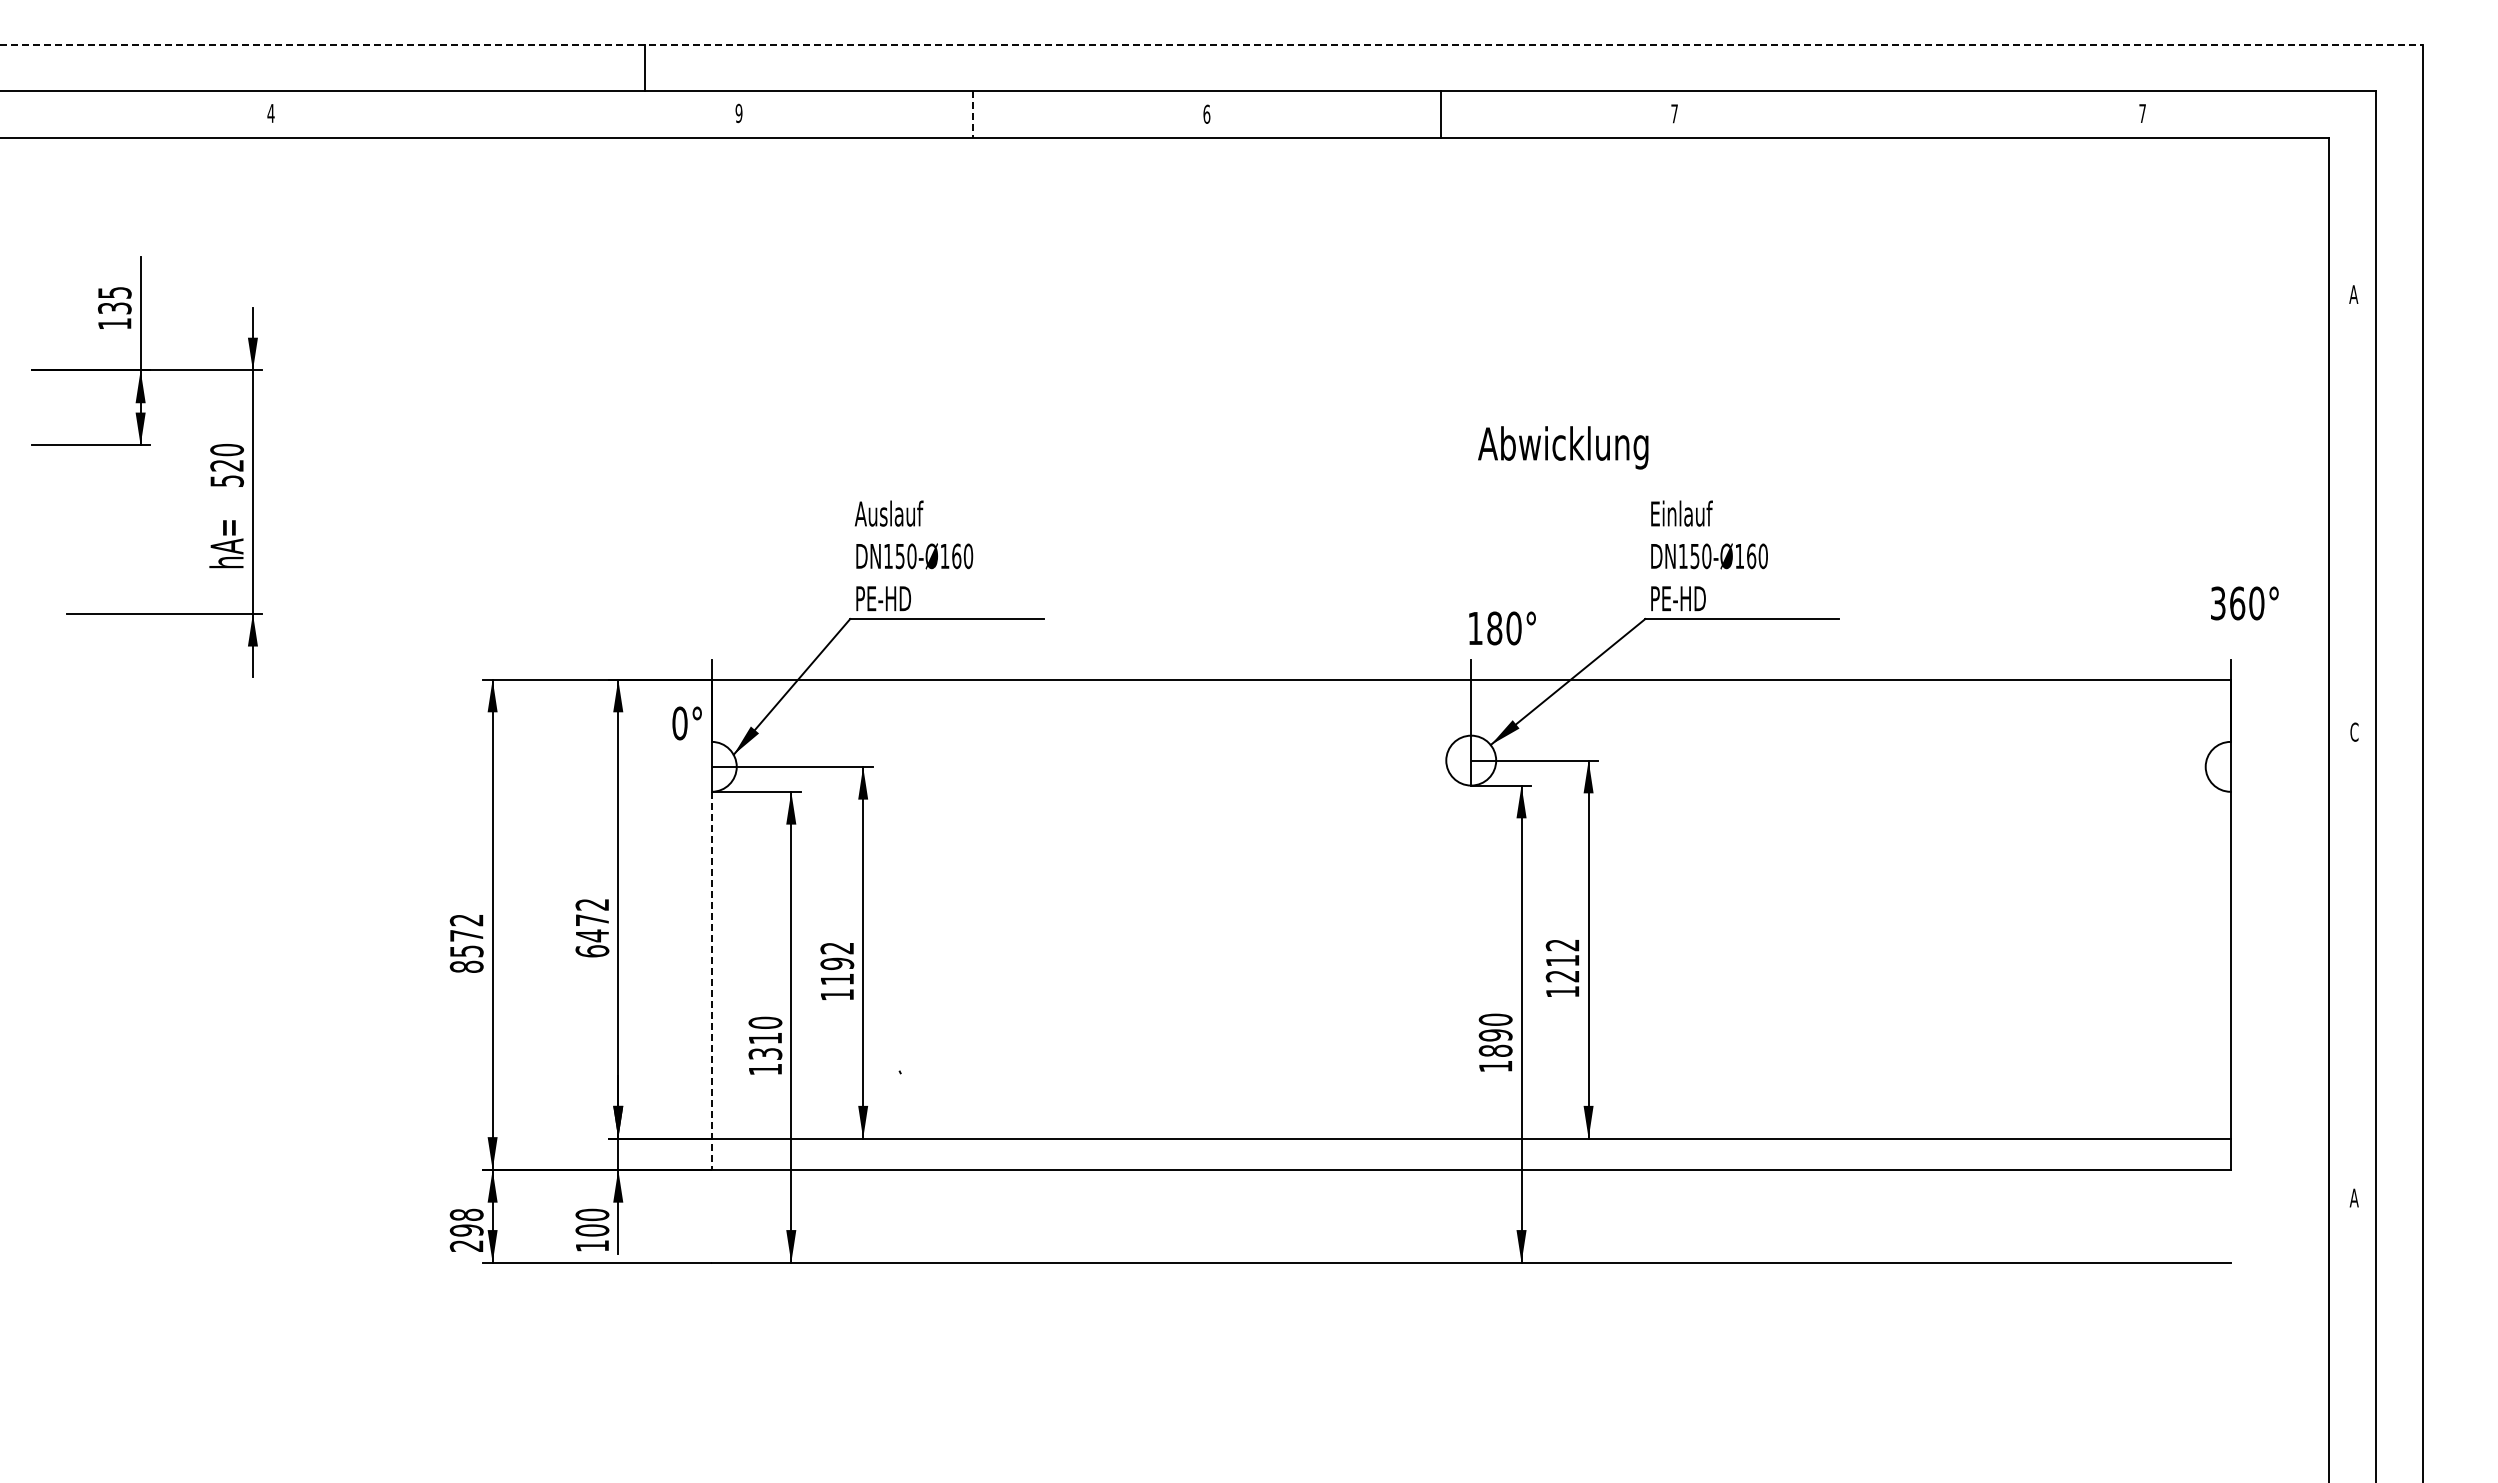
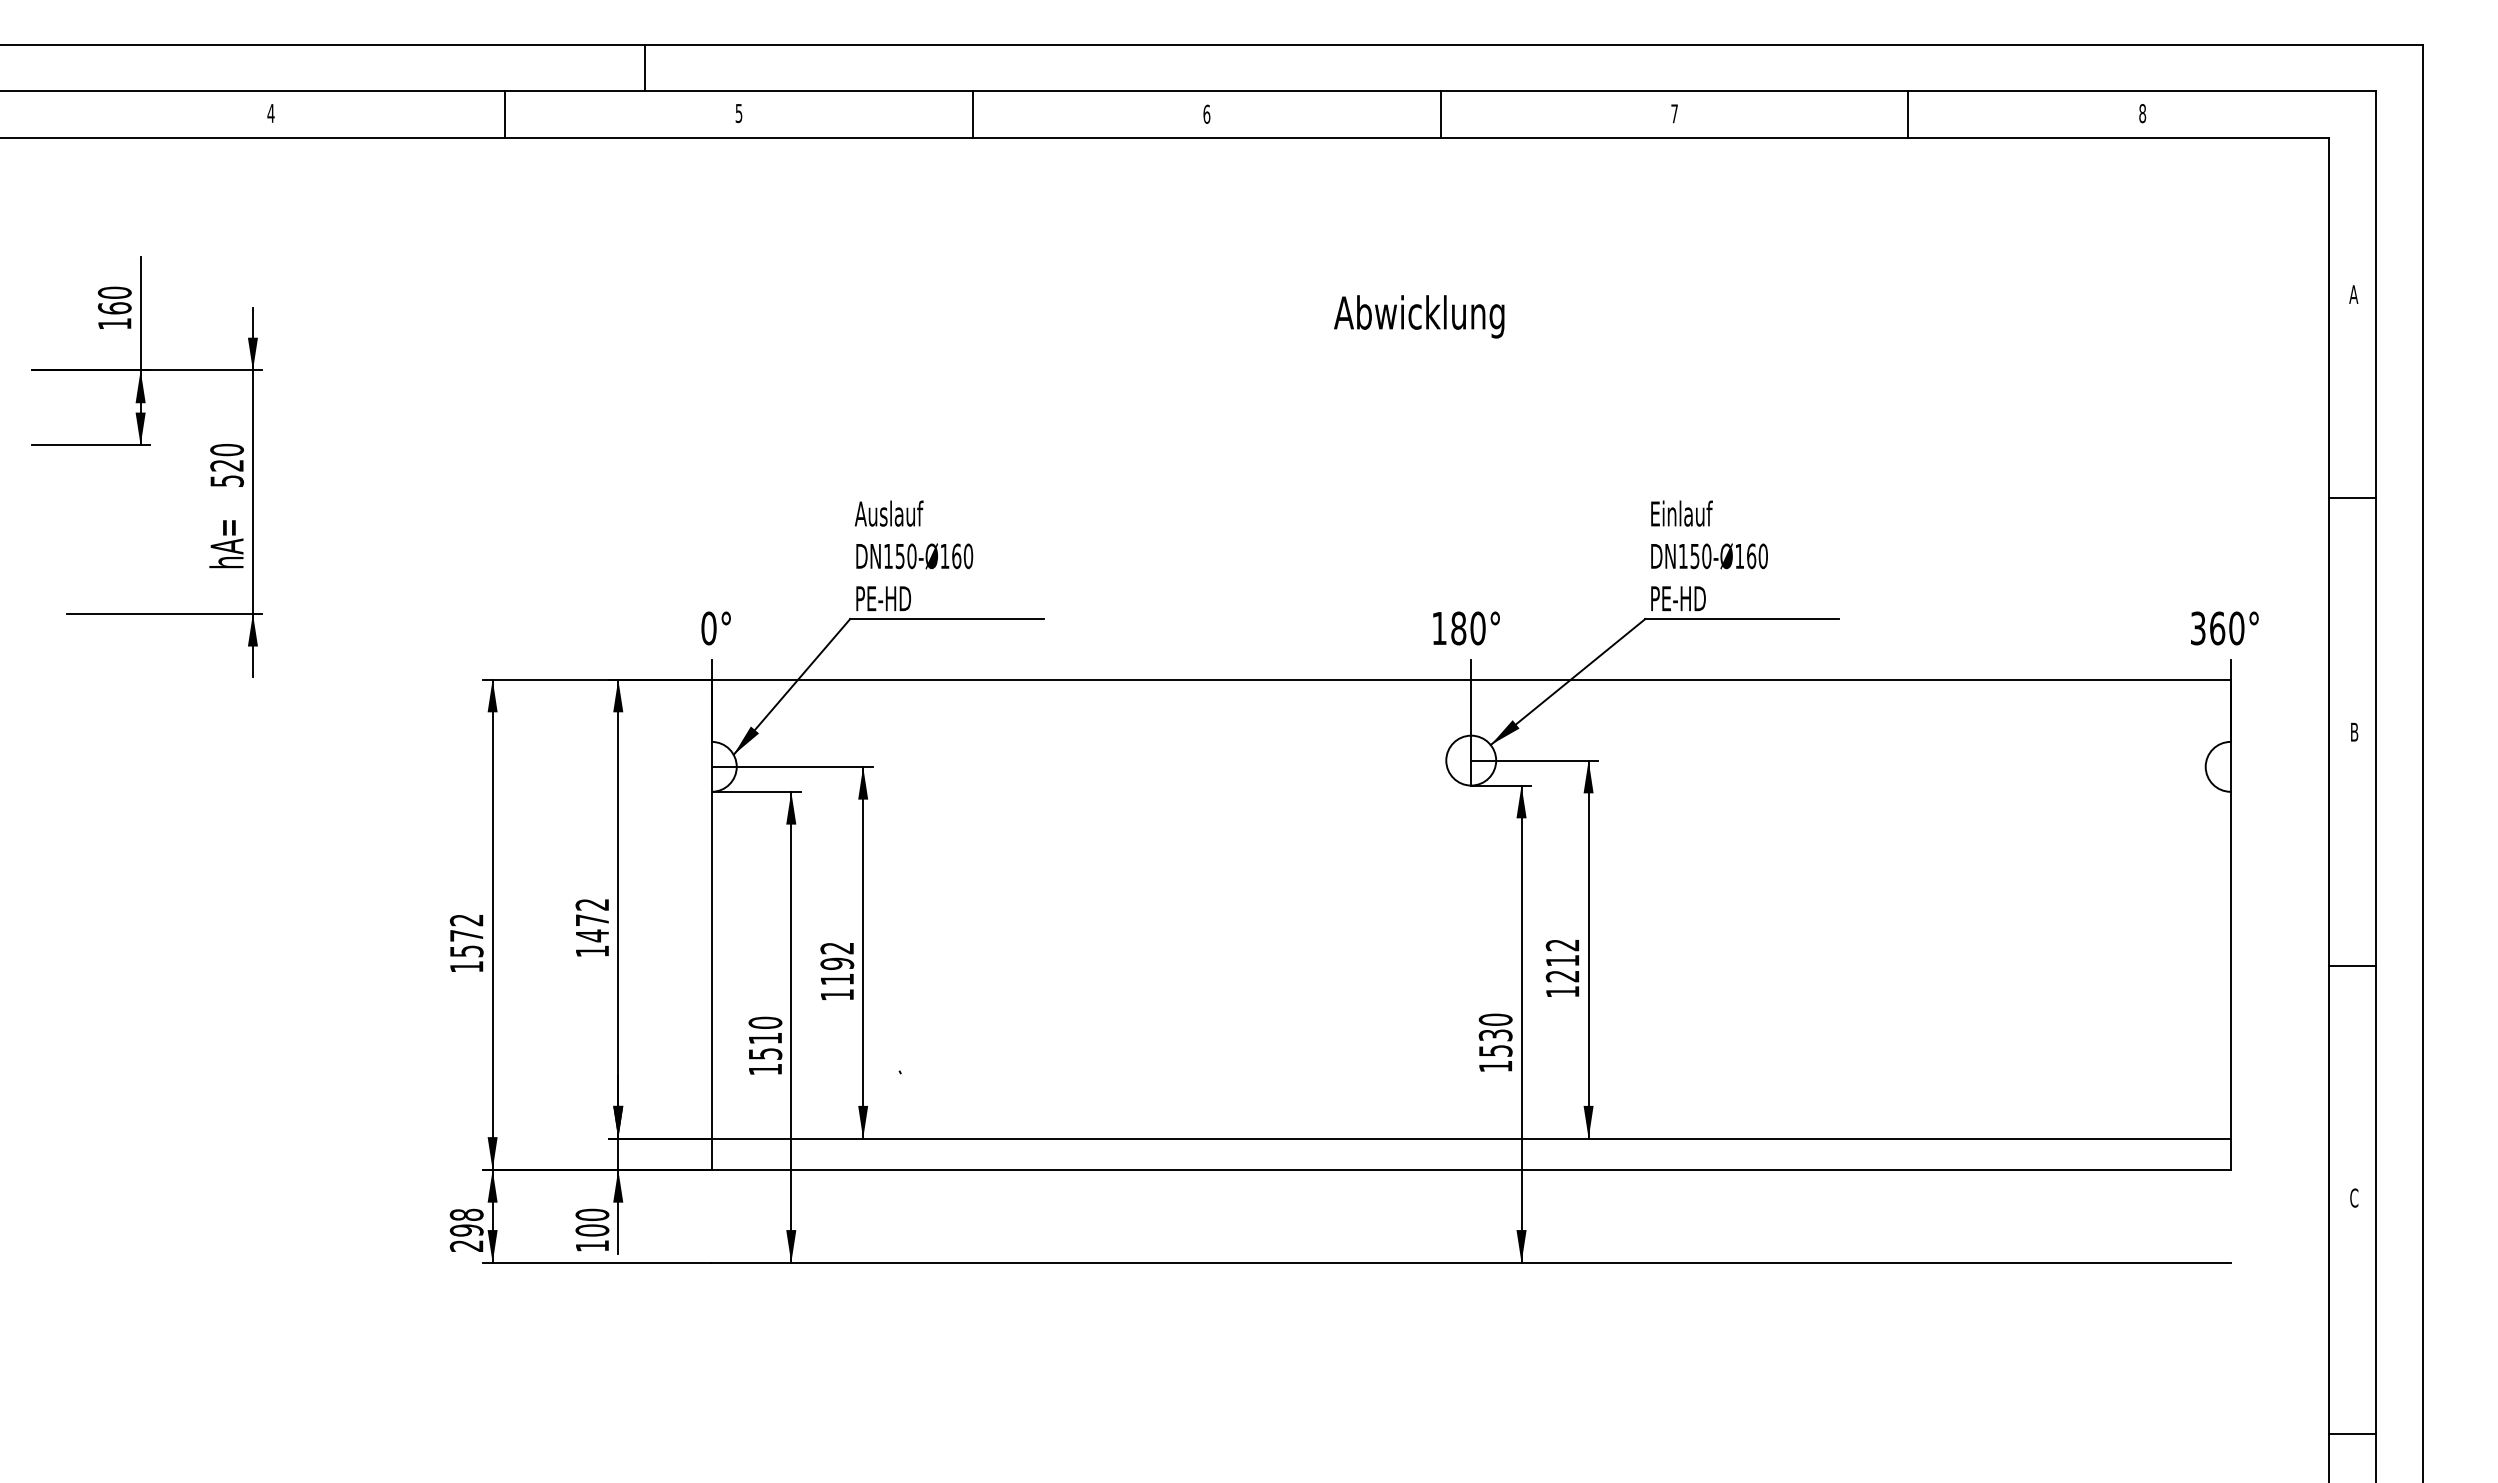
line: dashed -> solid (1212, 44)
text: 9 -> 5 (738, 112)
text: 7 -> 8 (2142, 113)
line: none -> present (504, 114)
line: none -> present (1908, 114)
line: dashed -> solid (972, 115)
text: 135 -> 160 (114, 300)
text position: (1563, 447) -> (1419, 316) (1419, 316)
line: none -> present (2352, 498)
text position: (2244, 603) -> (2224, 628) (2224, 628)
text position: (1502, 628) -> (1466, 628) (1466, 628)
text position: (686, 723) -> (715, 628) (715, 628)
text: C -> B (2354, 731)
text: 6472 -> 1472 (592, 951)
text: 8572 -> 1572 (466, 966)
line: none -> present (2352, 966)
line: dashed -> solid (711, 981)
text: 1890 -> 1530 (1495, 1042)
text: 1310 -> 1510 (764, 1053)
text: A -> C (2353, 1197)
line: none -> present (2352, 1434)
